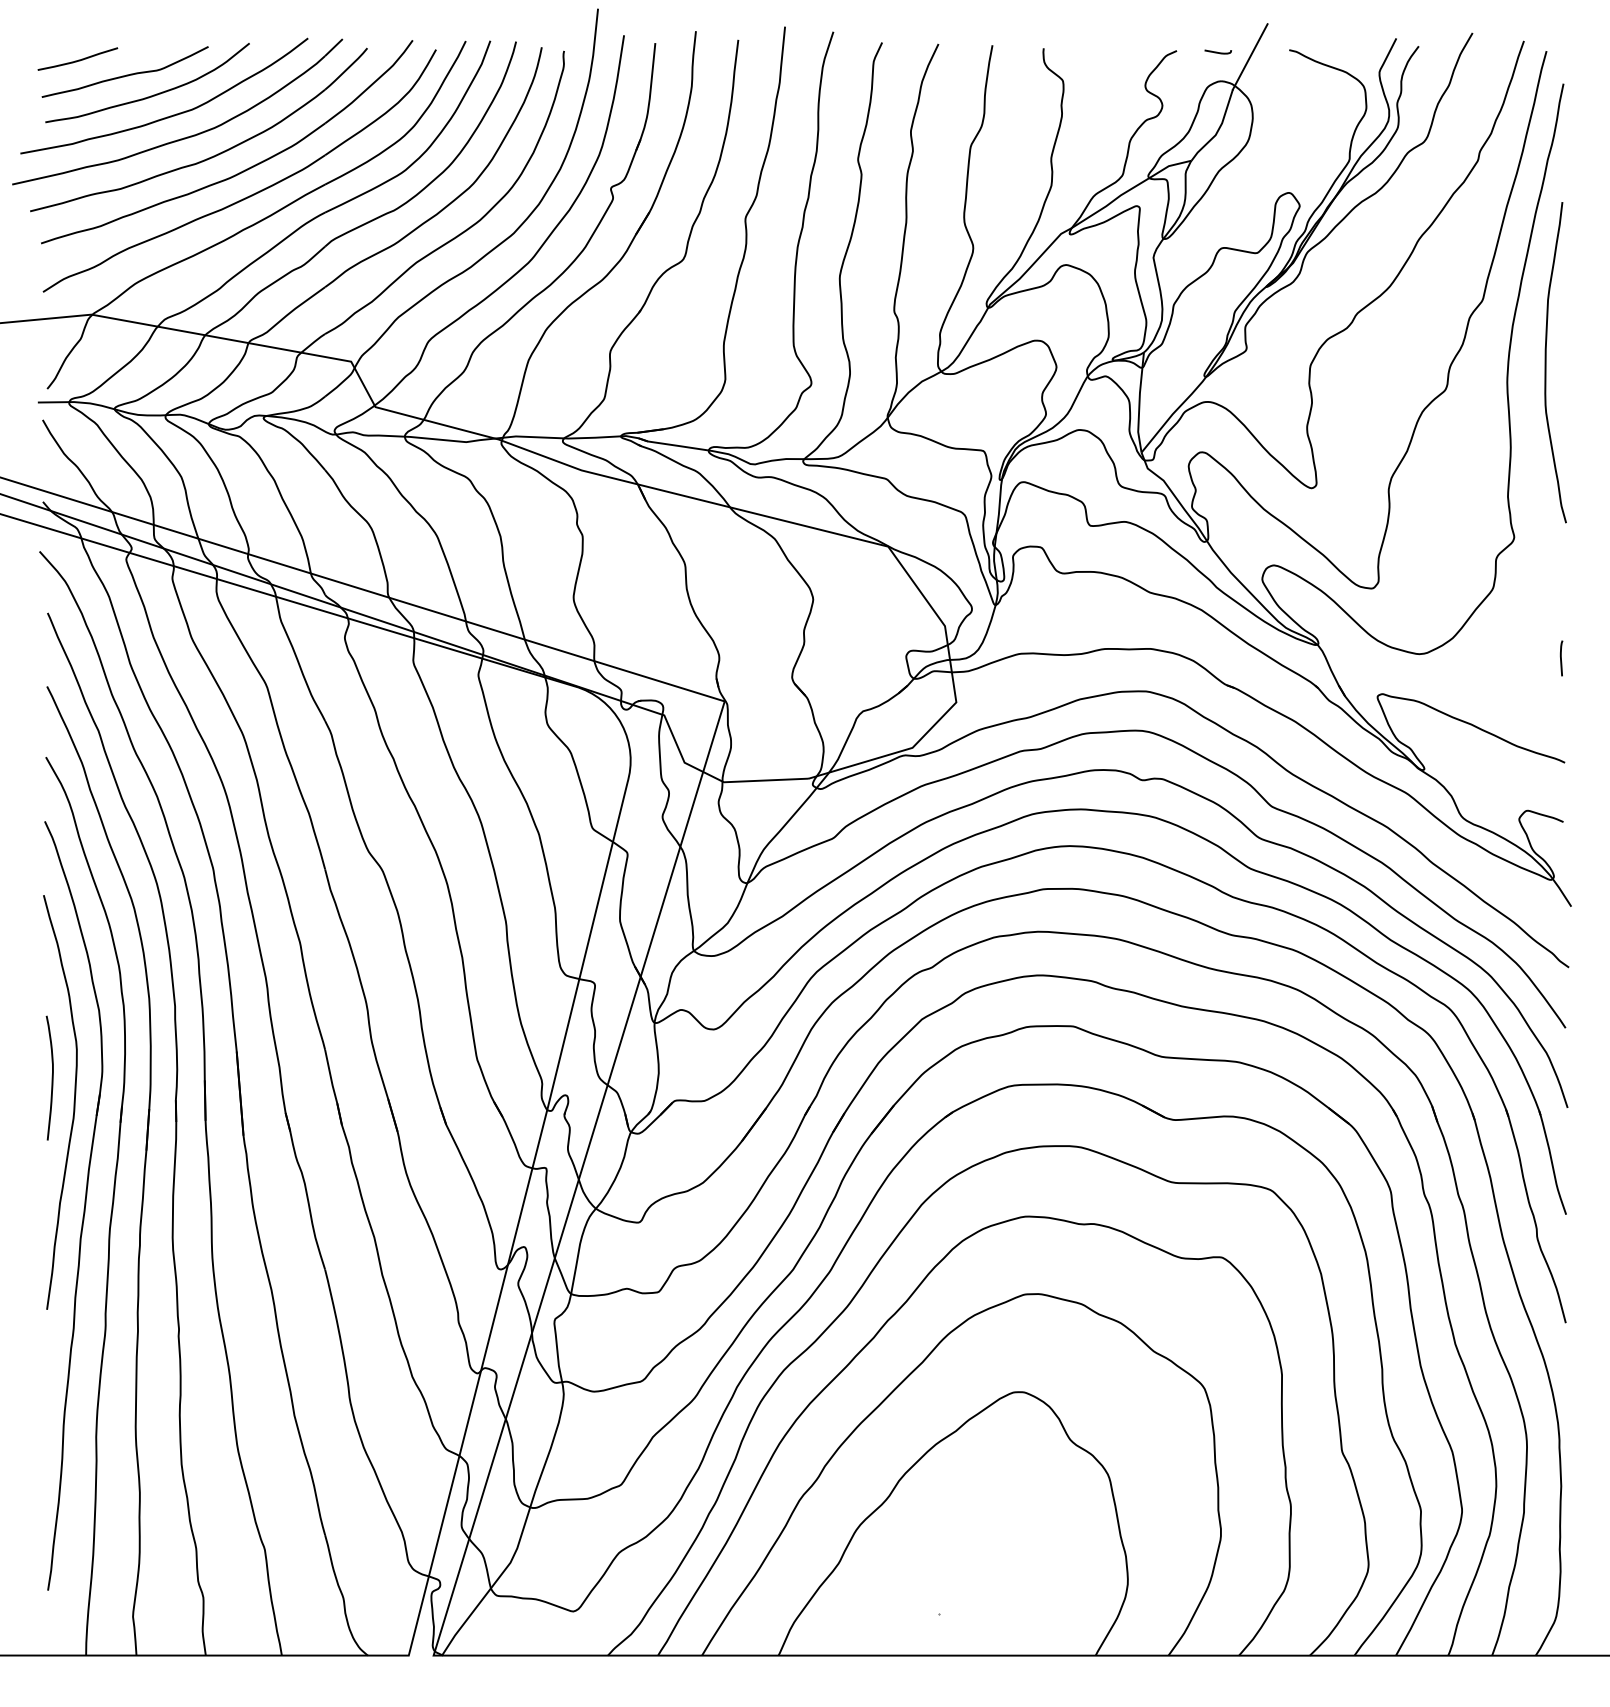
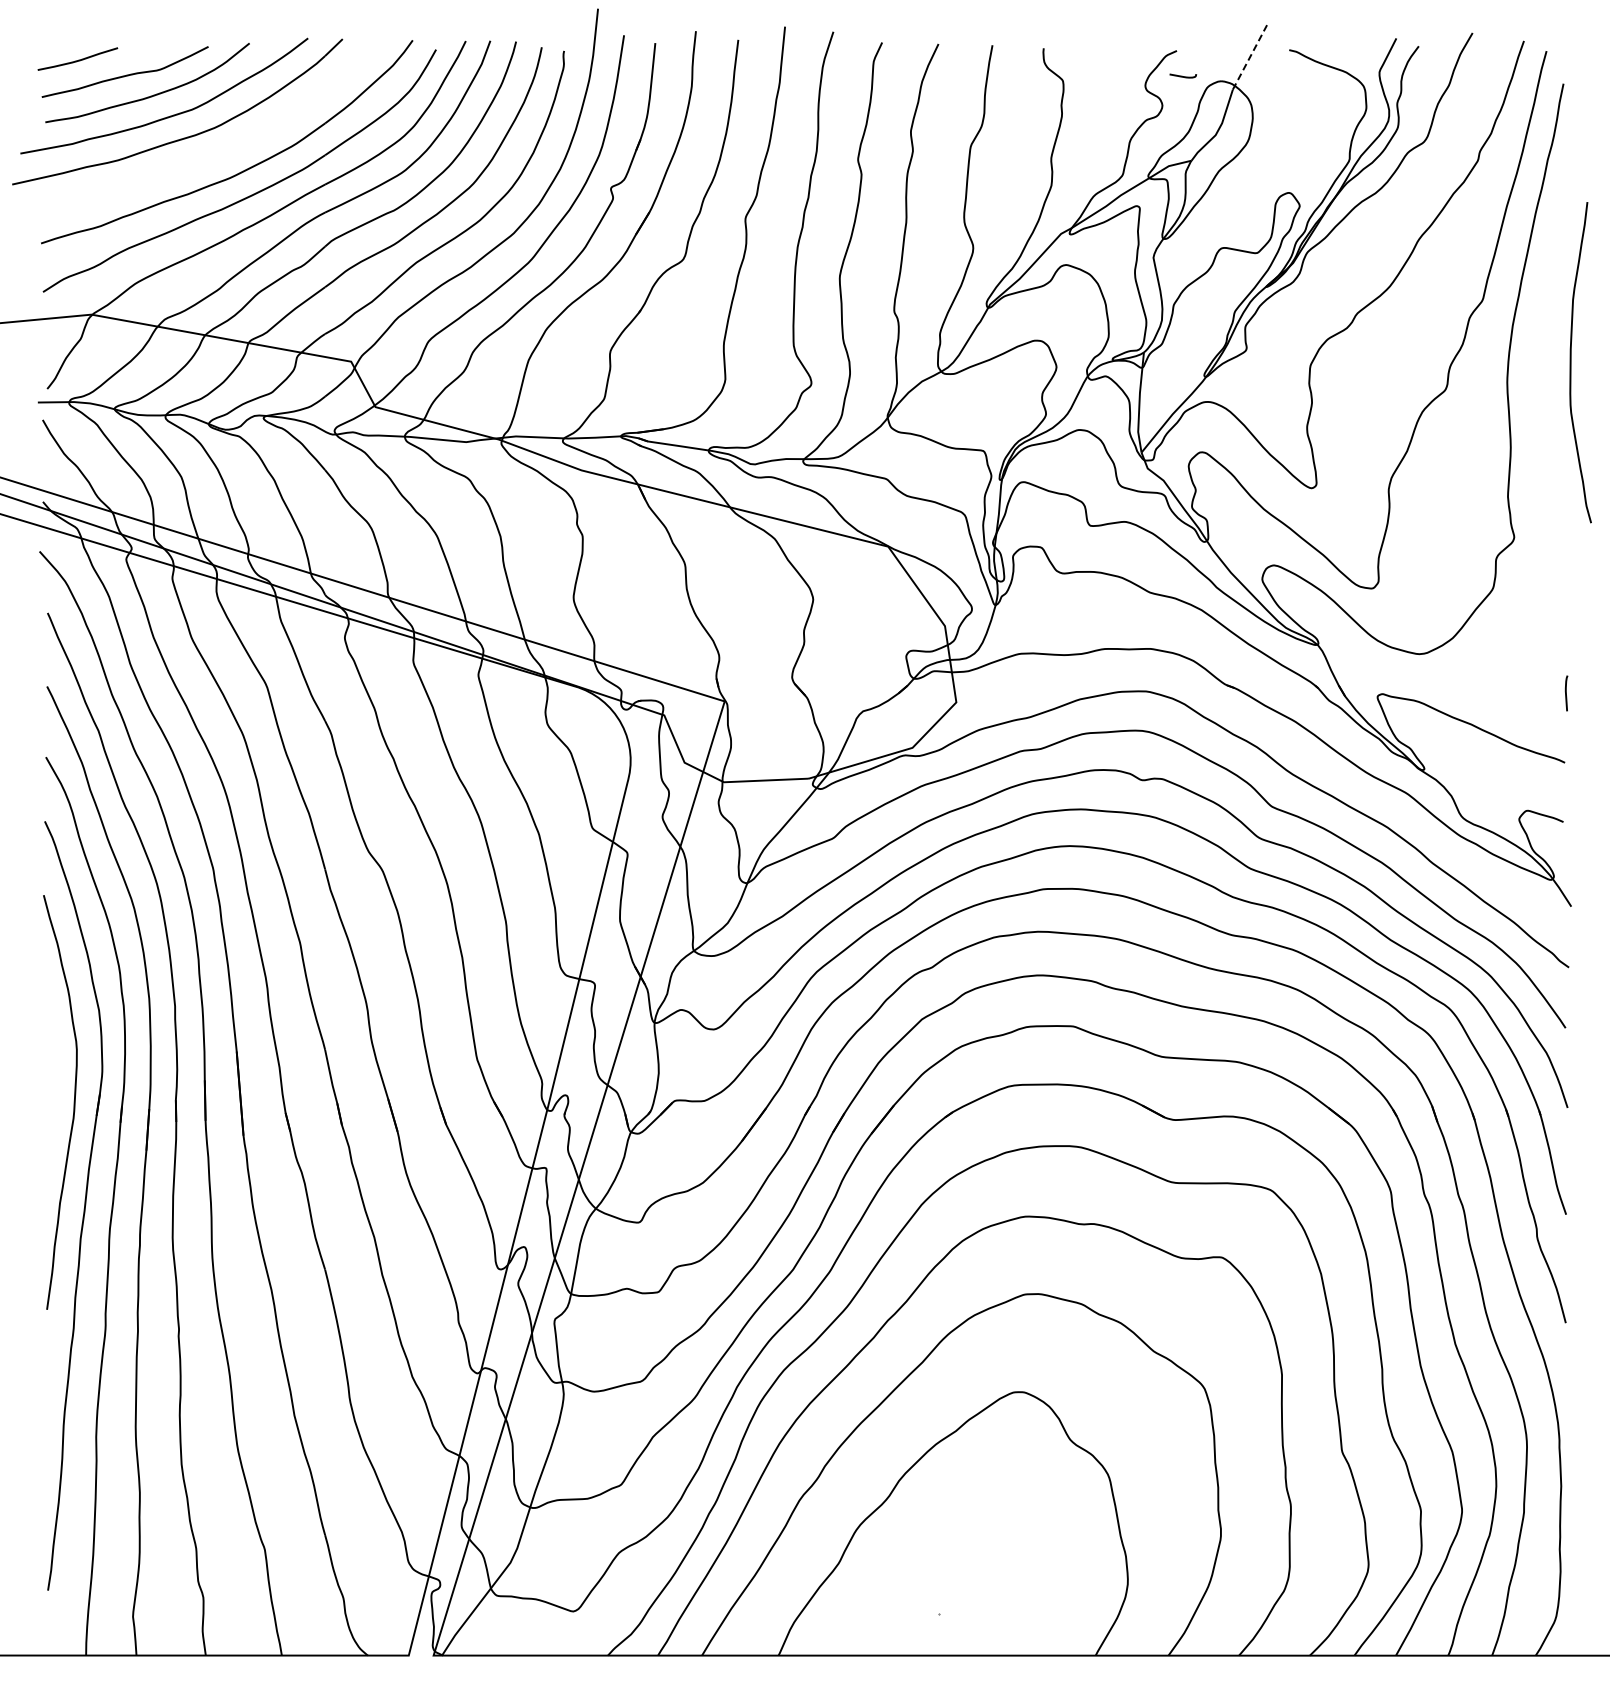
curve position: (1217, 51) -> (1182, 75) (1182, 75)
line: solid -> dashed (1250, 56)
part: present -> none (208, 157)
curve position: (1546, 362) -> (1571, 362) (1571, 362)
curve position: (1561, 658) -> (1566, 693) (1566, 693)
curve: present -> none (51, 1077)
